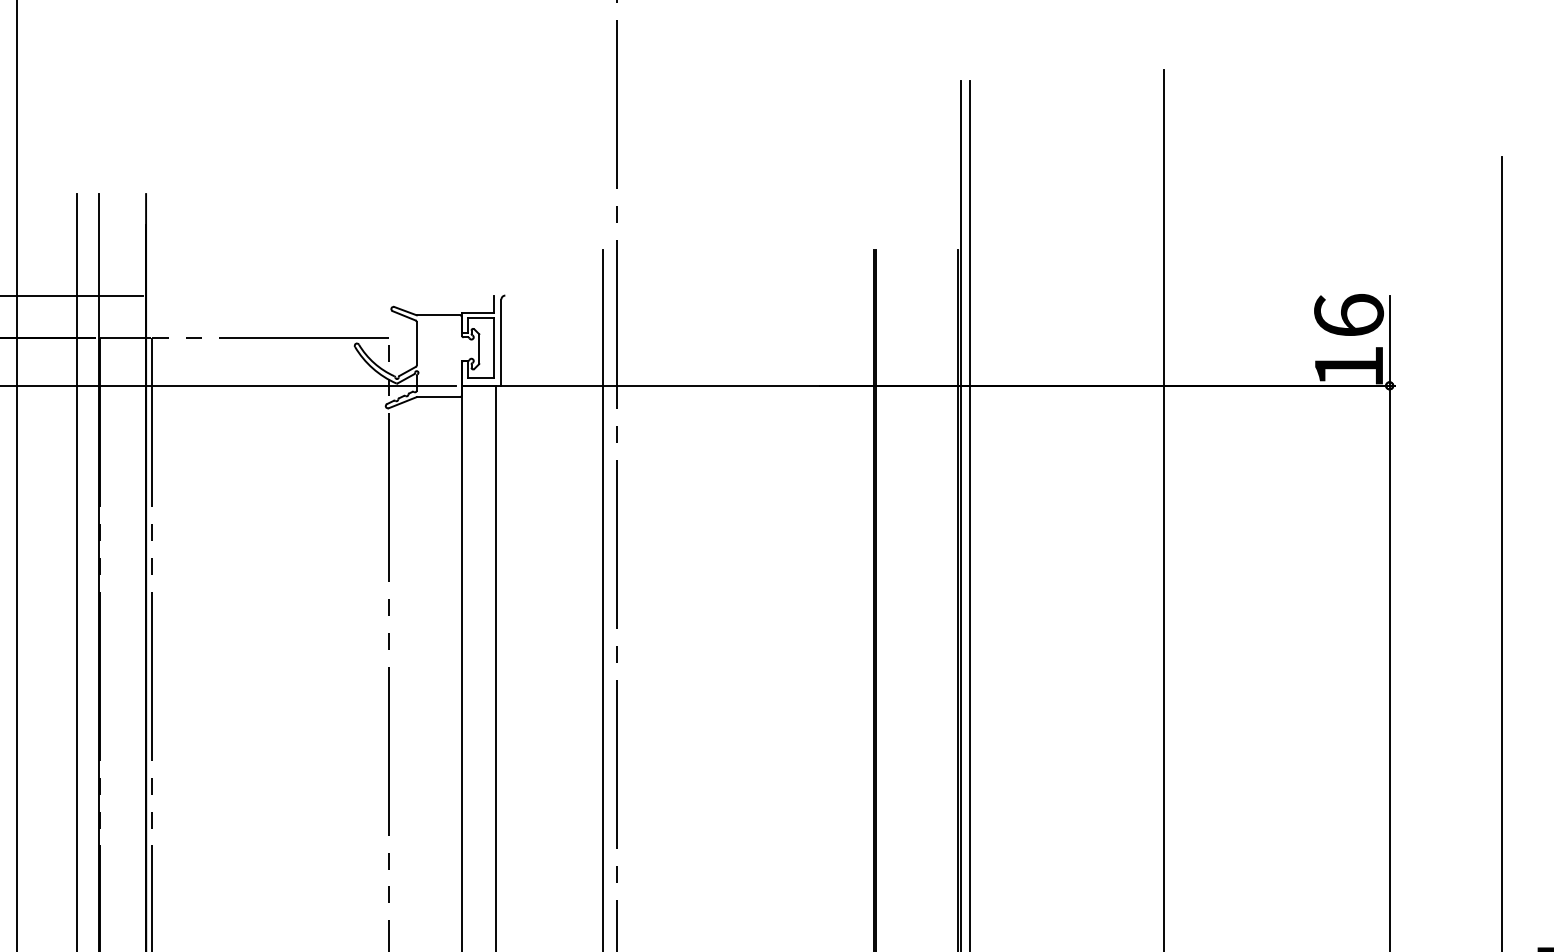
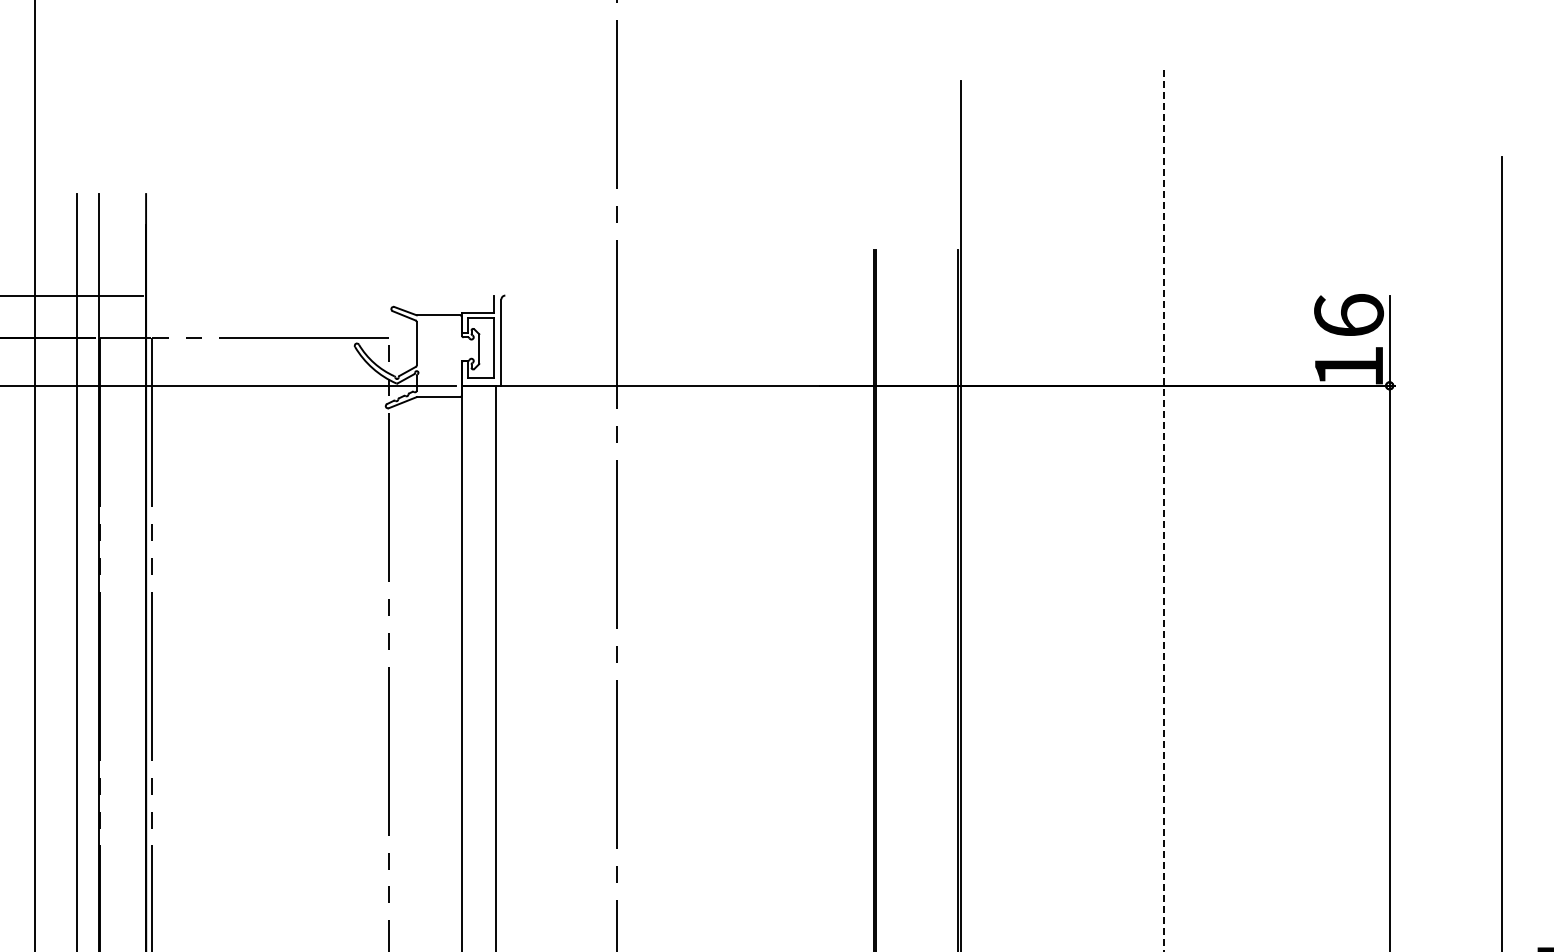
line position: (17, 475) -> (35, 475) (35, 475)
line: solid -> dashed (1164, 510)
line: present -> none (969, 514)
line: present -> none (602, 599)
